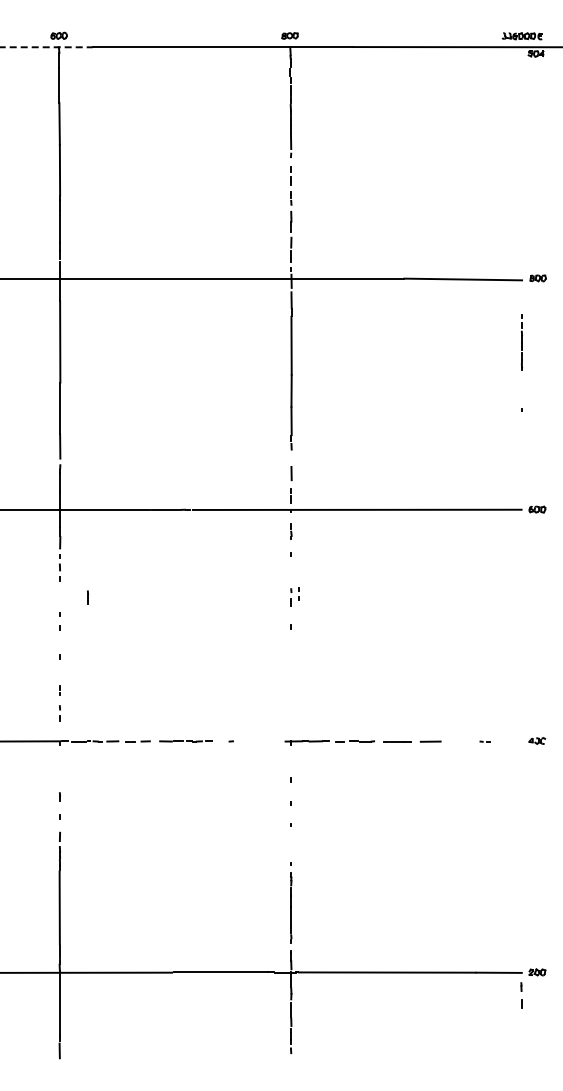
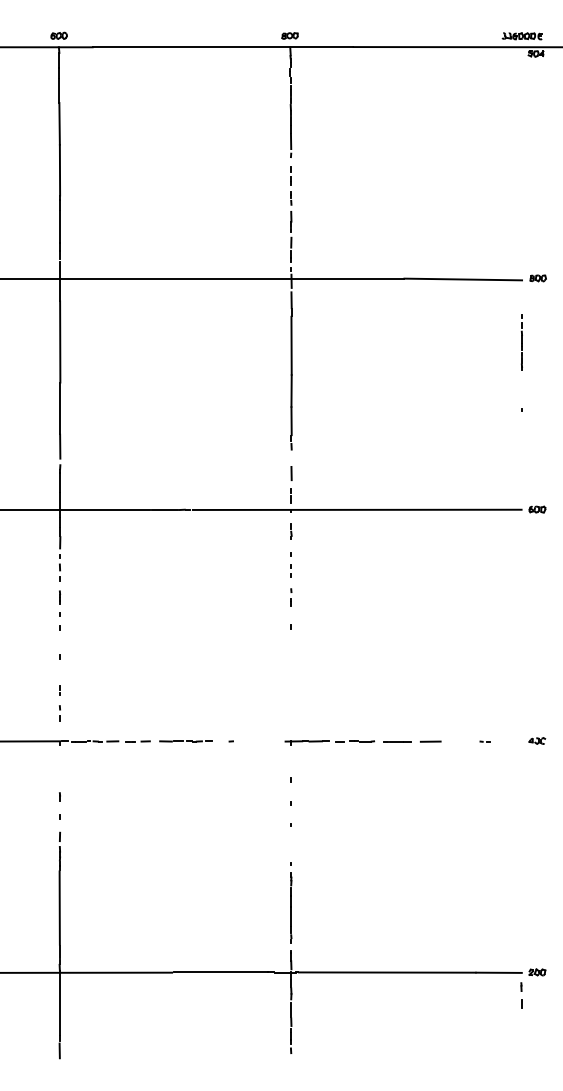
line: dashed -> solid (46, 47)
line position: (298, 591) -> (290, 568) (290, 568)
line position: (88, 597) -> (60, 597) (60, 597)
